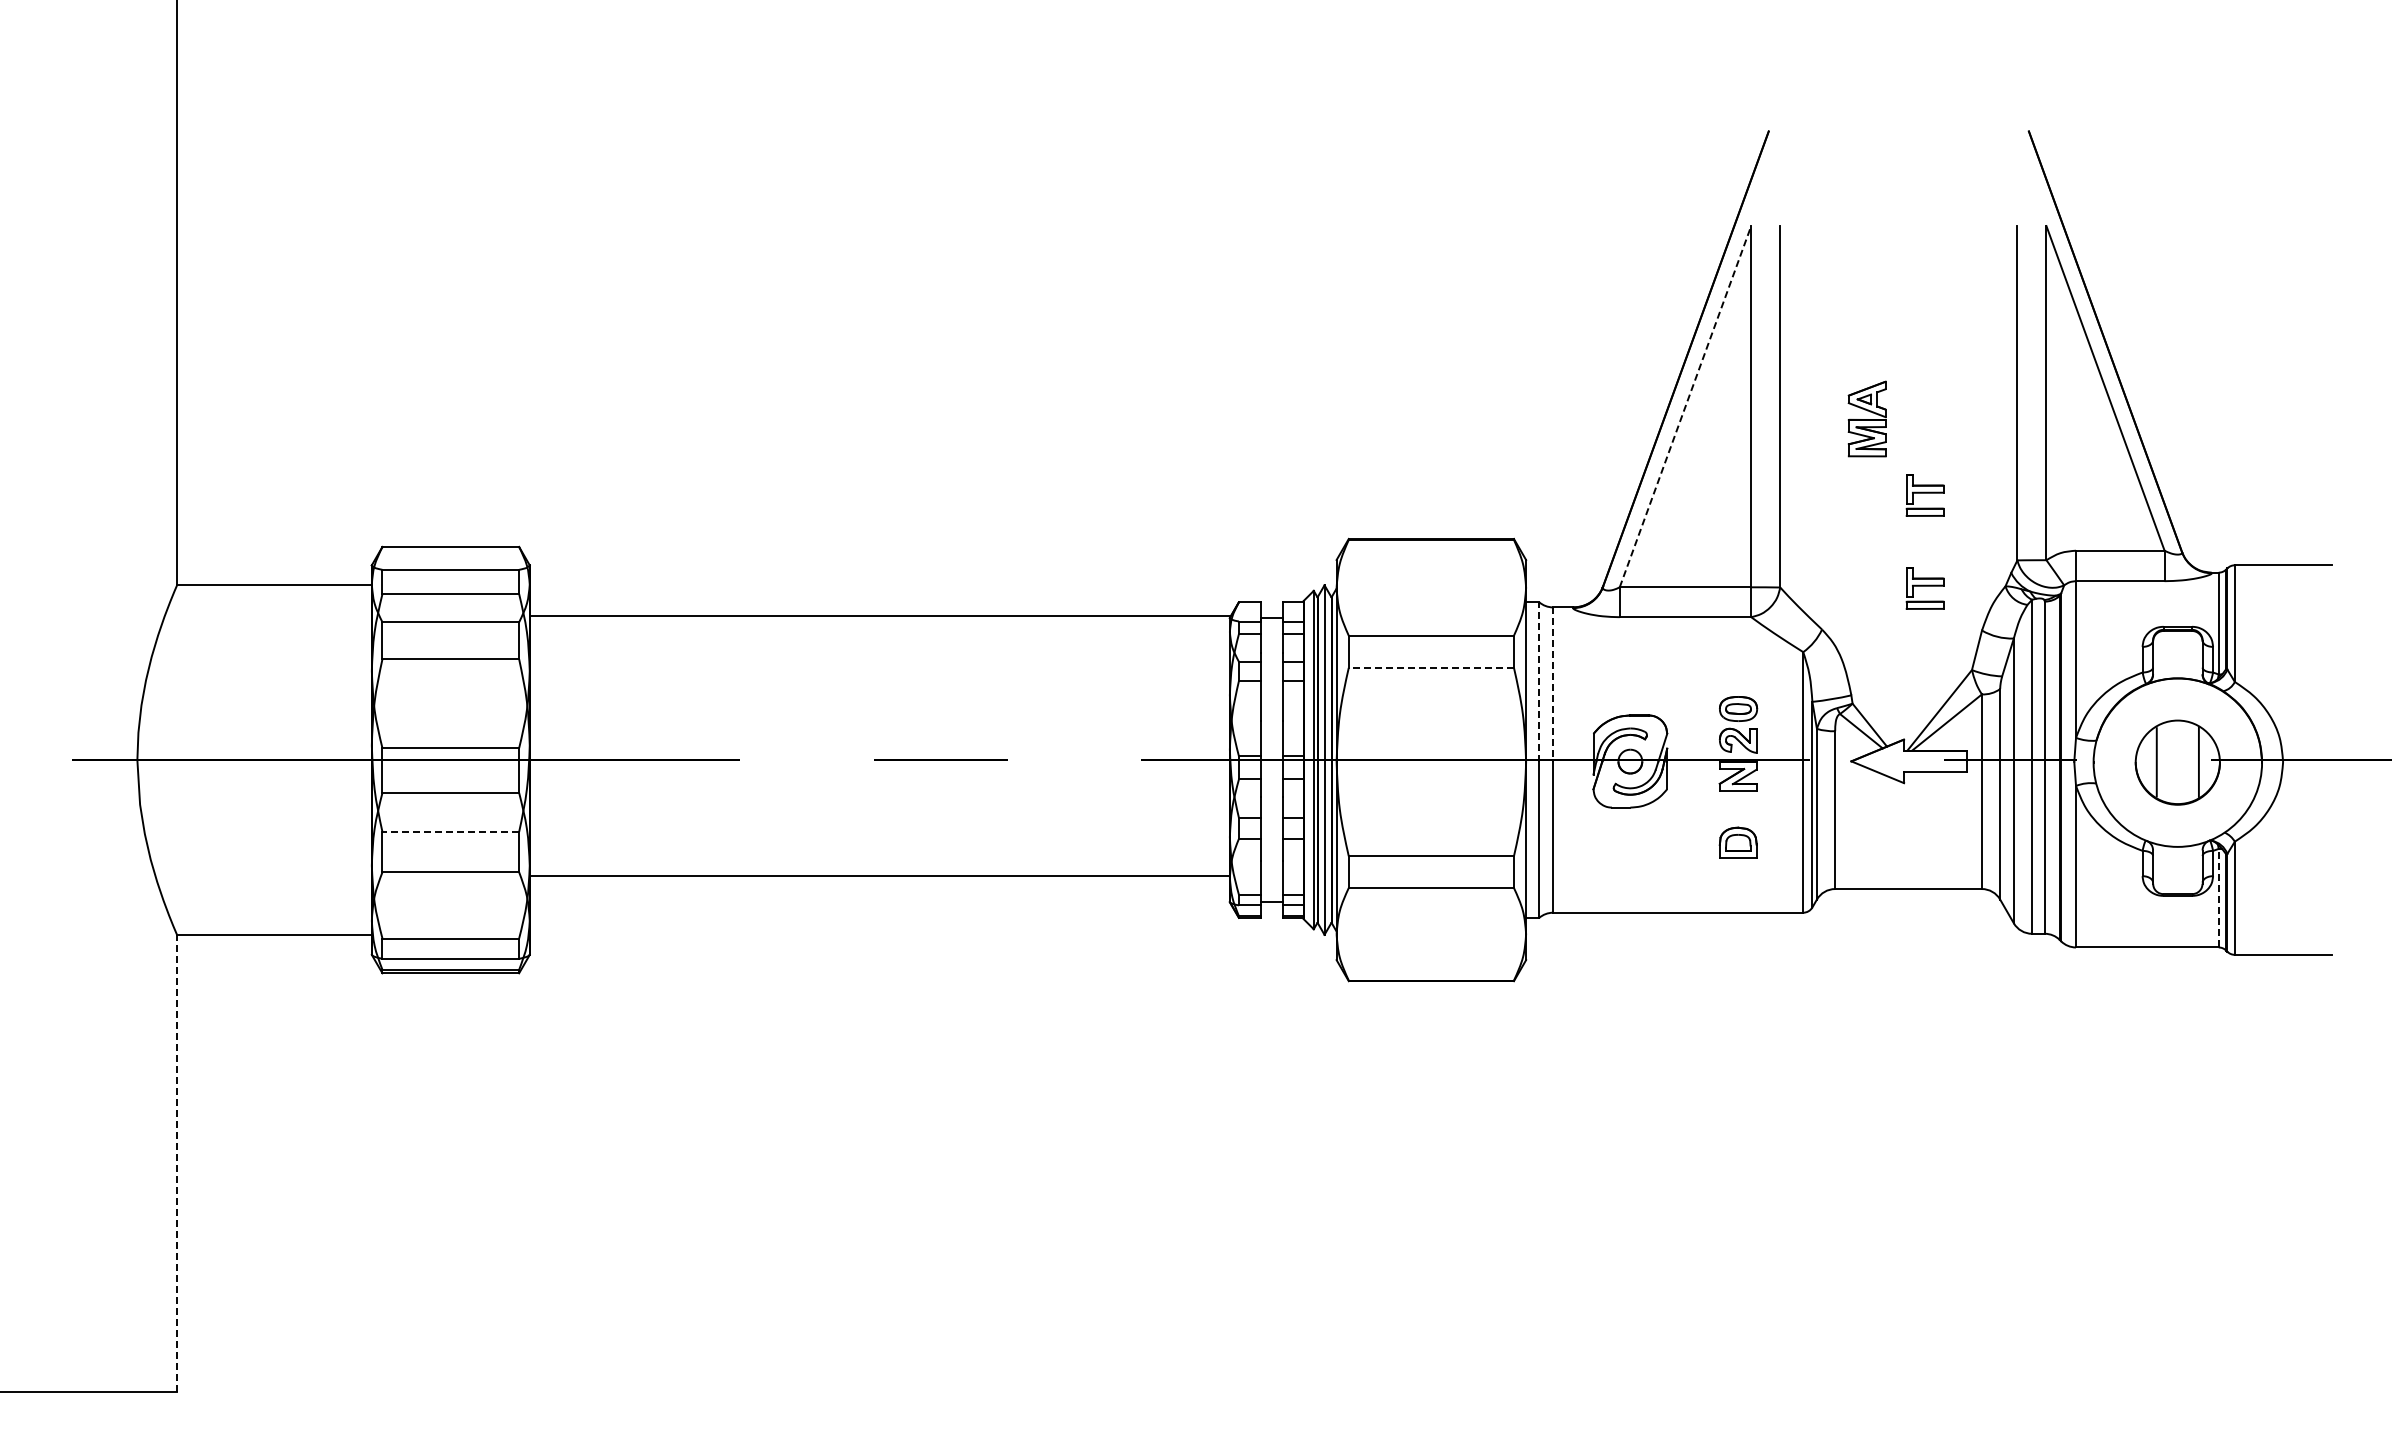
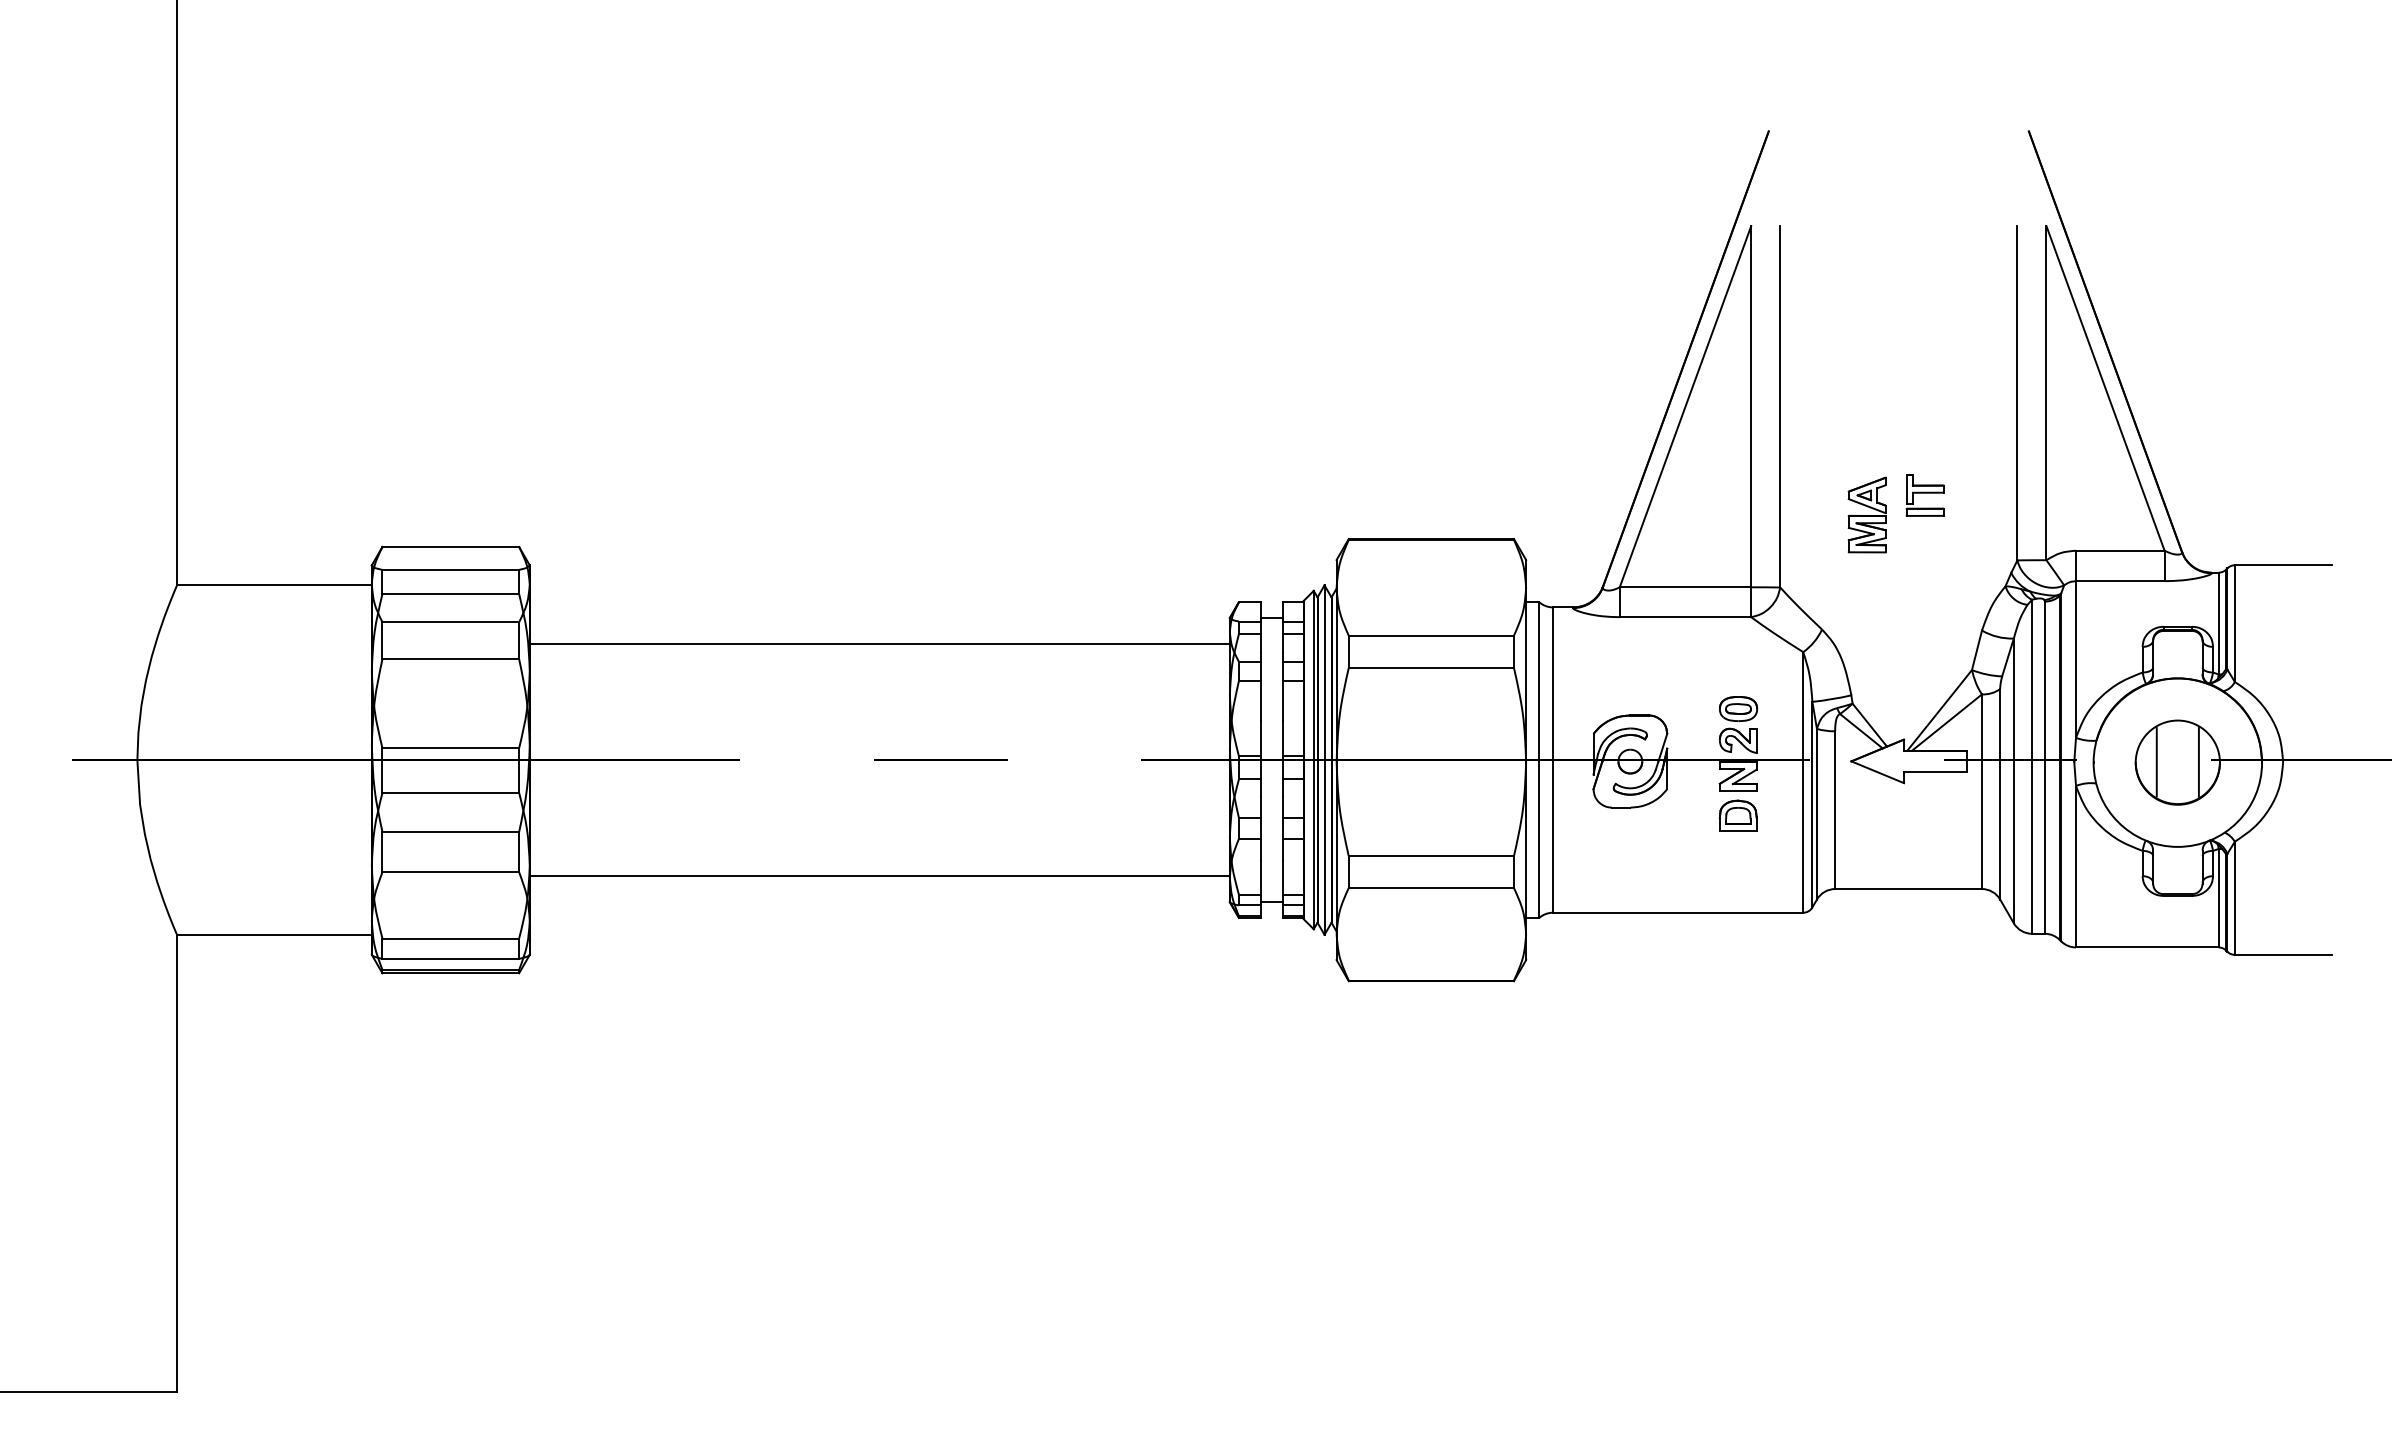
line: dashed -> solid (1685, 406)
part position: (1866, 418) -> (1866, 514) (1866, 514)
part: present -> none (1924, 588)
line position: (879, 616) -> (879, 644) (879, 644)
line: dashed -> solid (1431, 667)
line: dashed -> solid (1539, 681)
line: dashed -> solid (1553, 685)
line: dashed -> solid (450, 832)
part position: (1737, 842) -> (1737, 815) (1737, 815)
line: dashed -> solid (2218, 897)
line: dashed -> solid (177, 1162)
